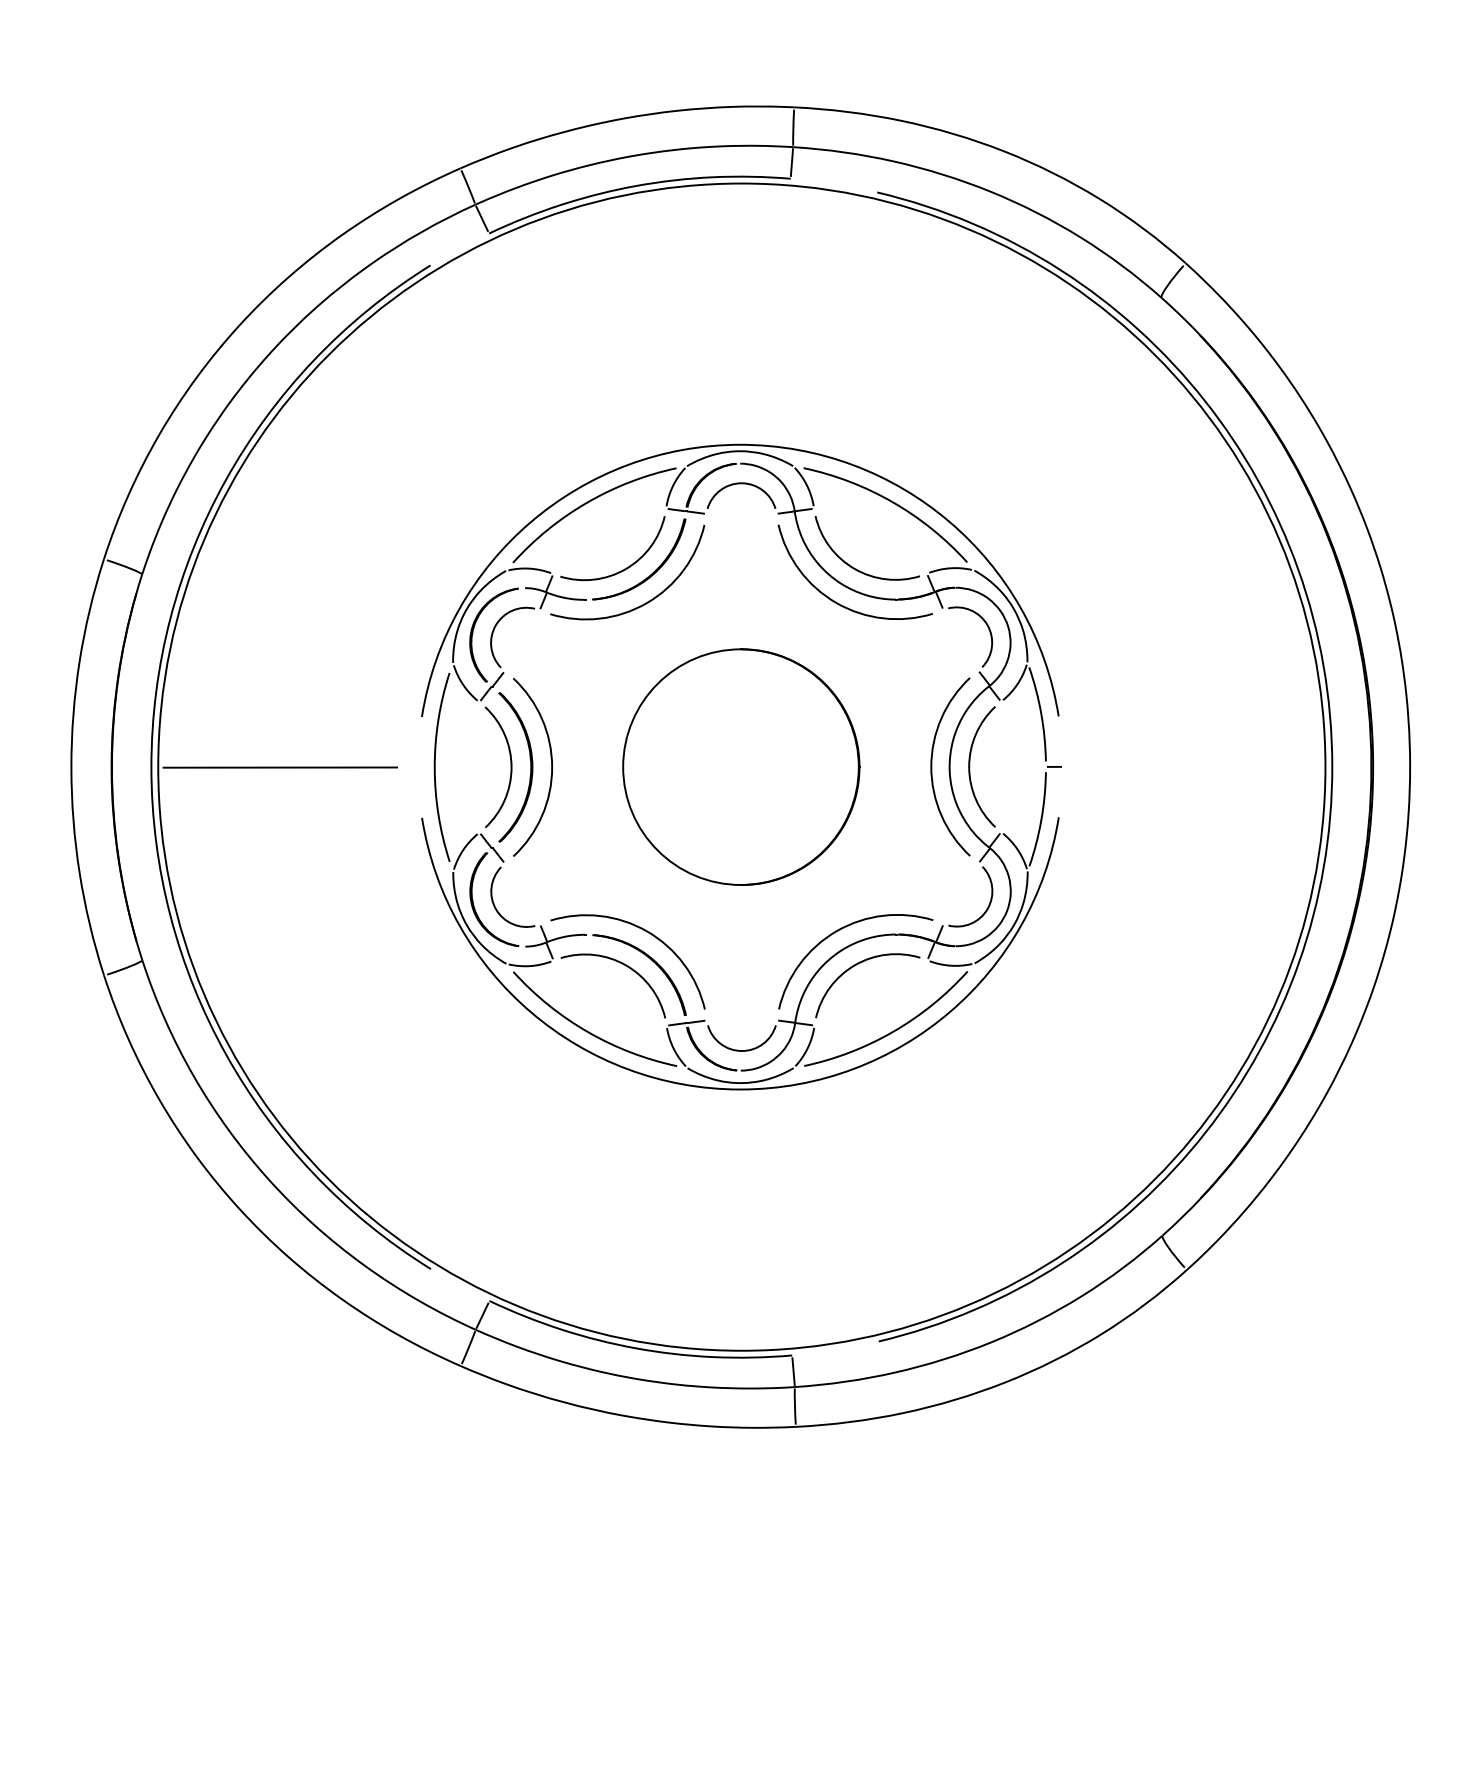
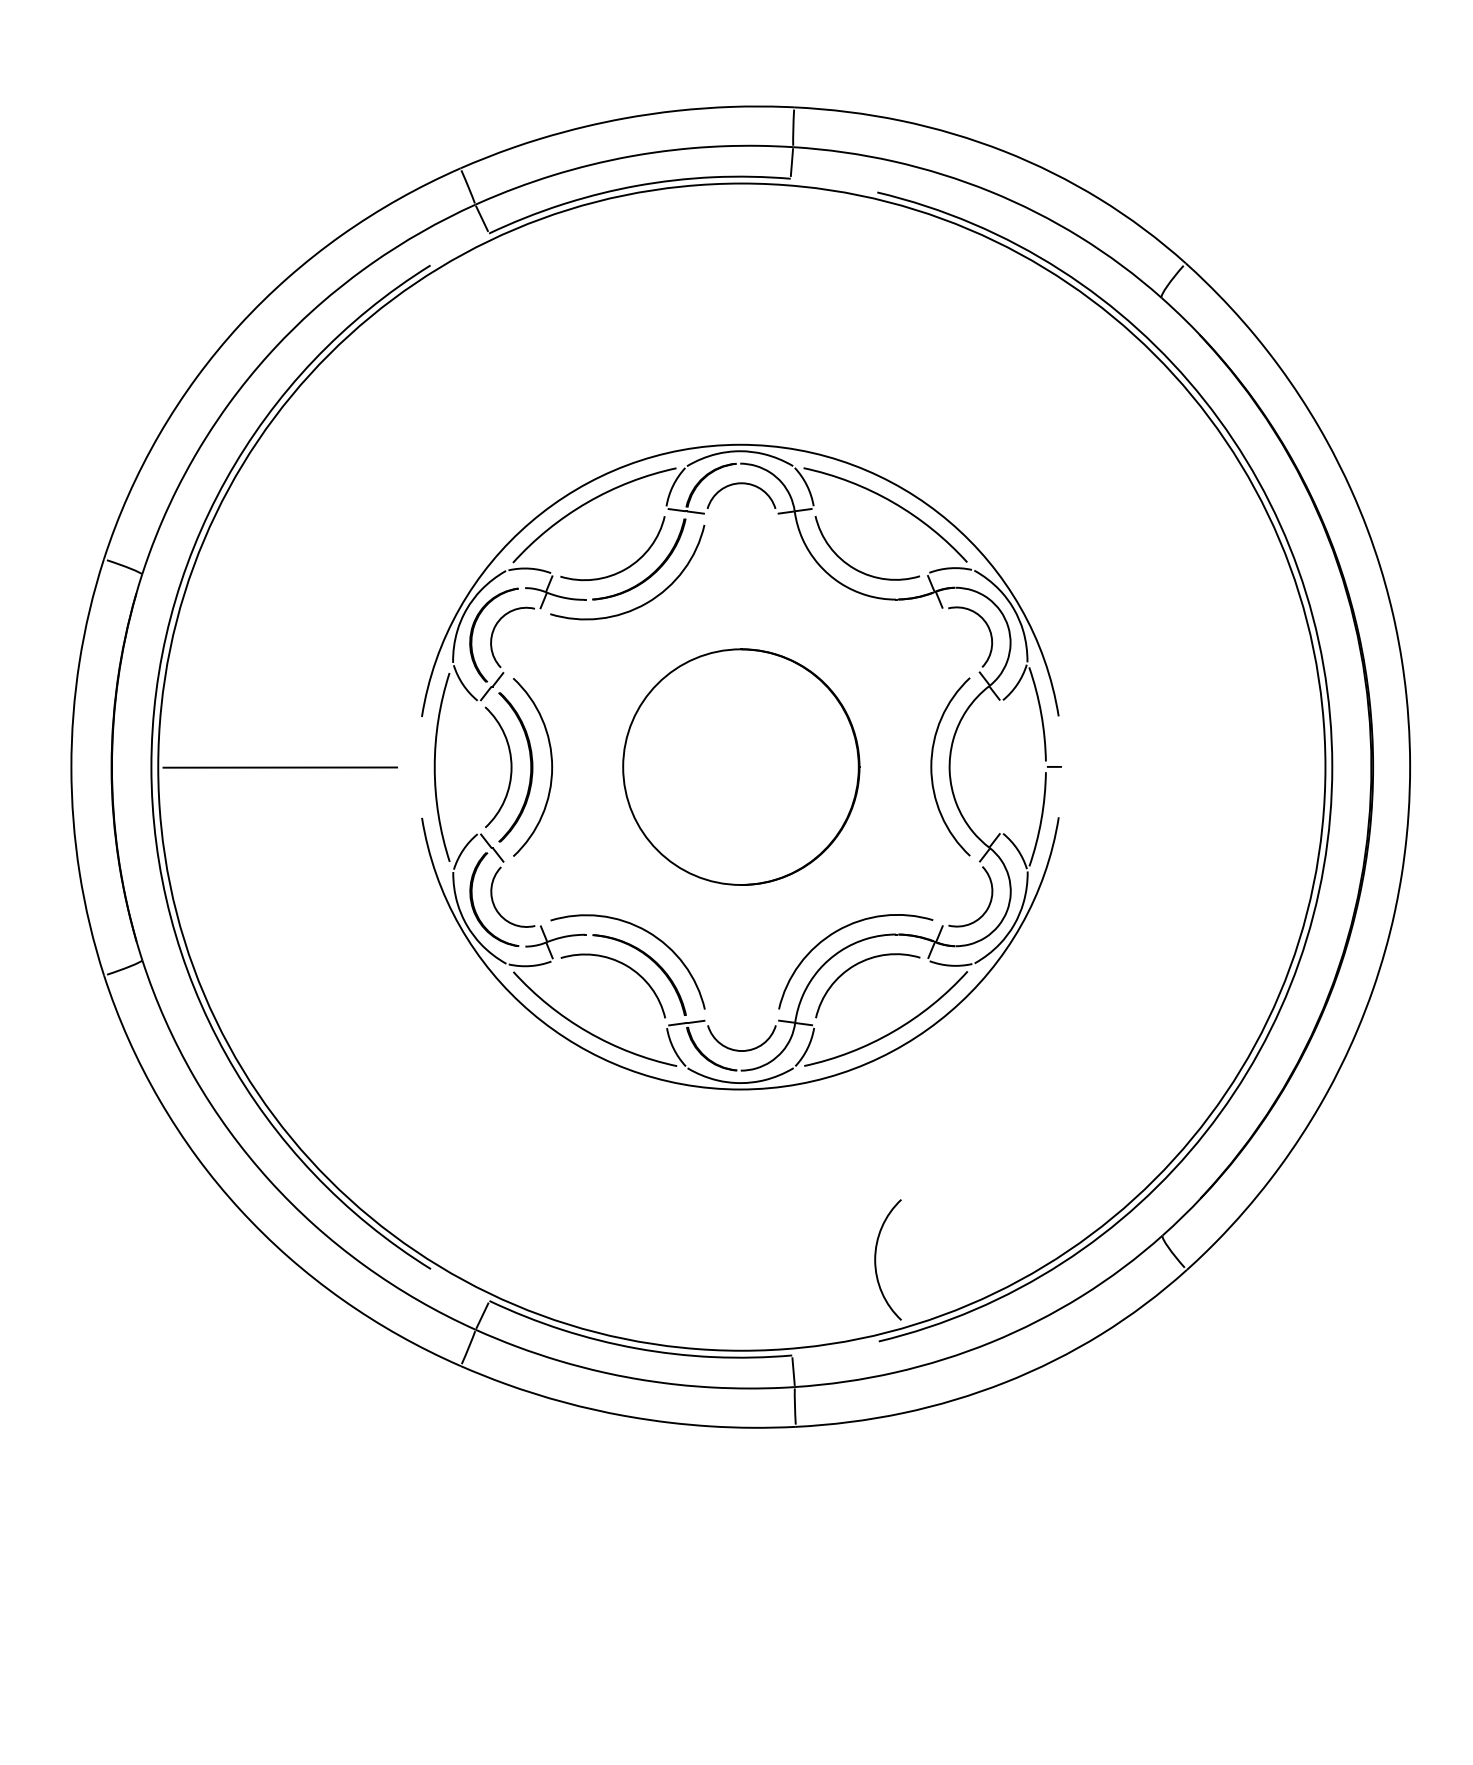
curve: present -> none (836, 601)
curve position: (970, 766) -> (876, 1259) (876, 1259)
